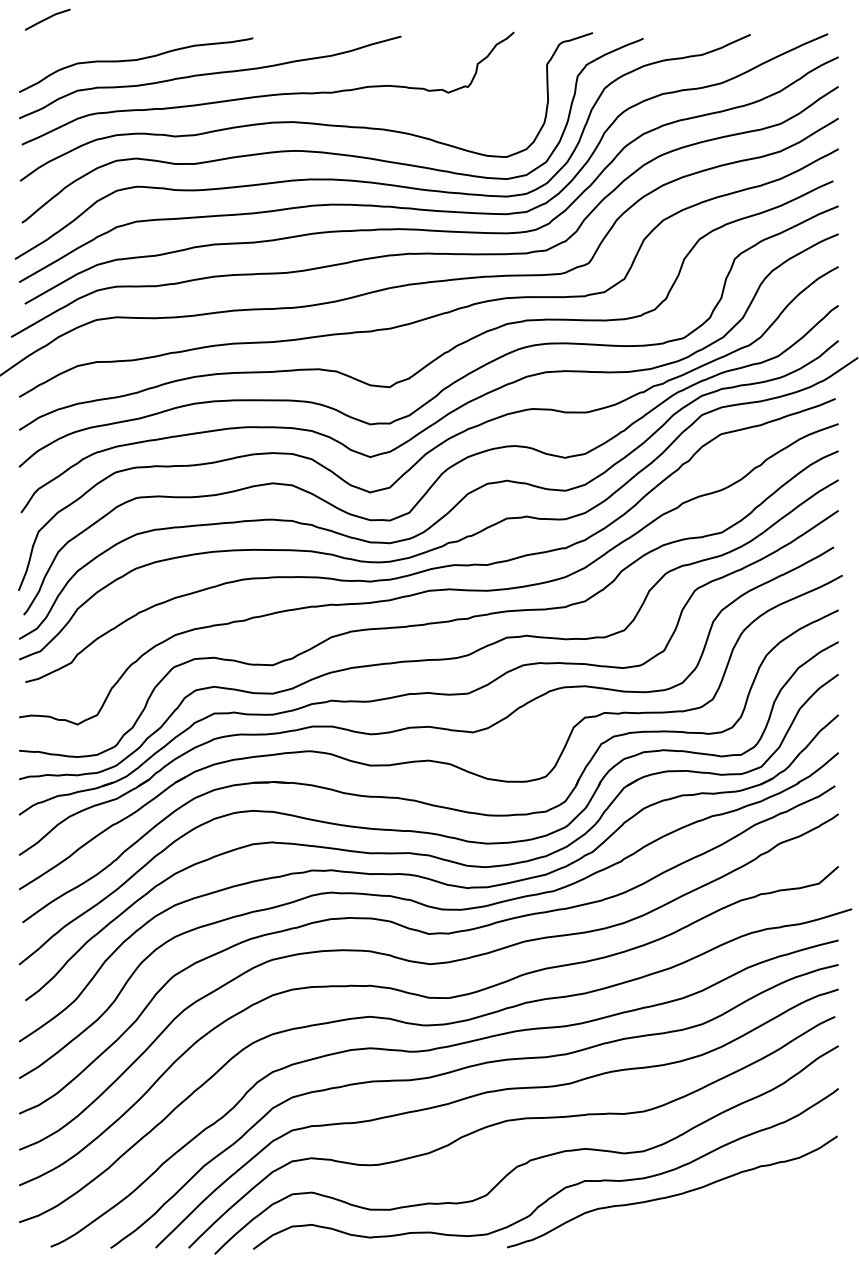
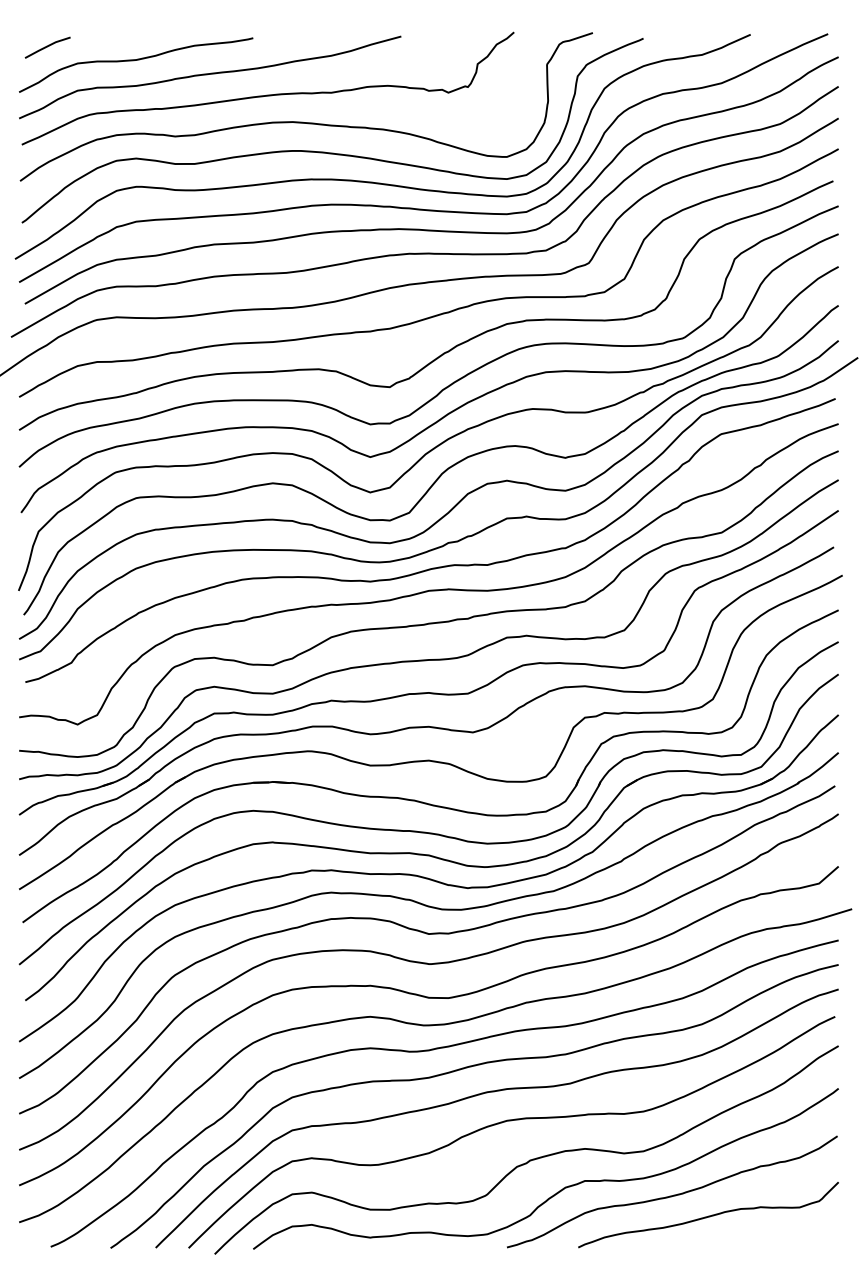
line position: (47, 19) -> (47, 47) (47, 47)
curve: none -> present (708, 1215)
